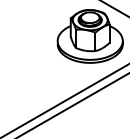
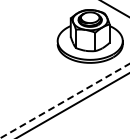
line: solid -> dashed (65, 101)
